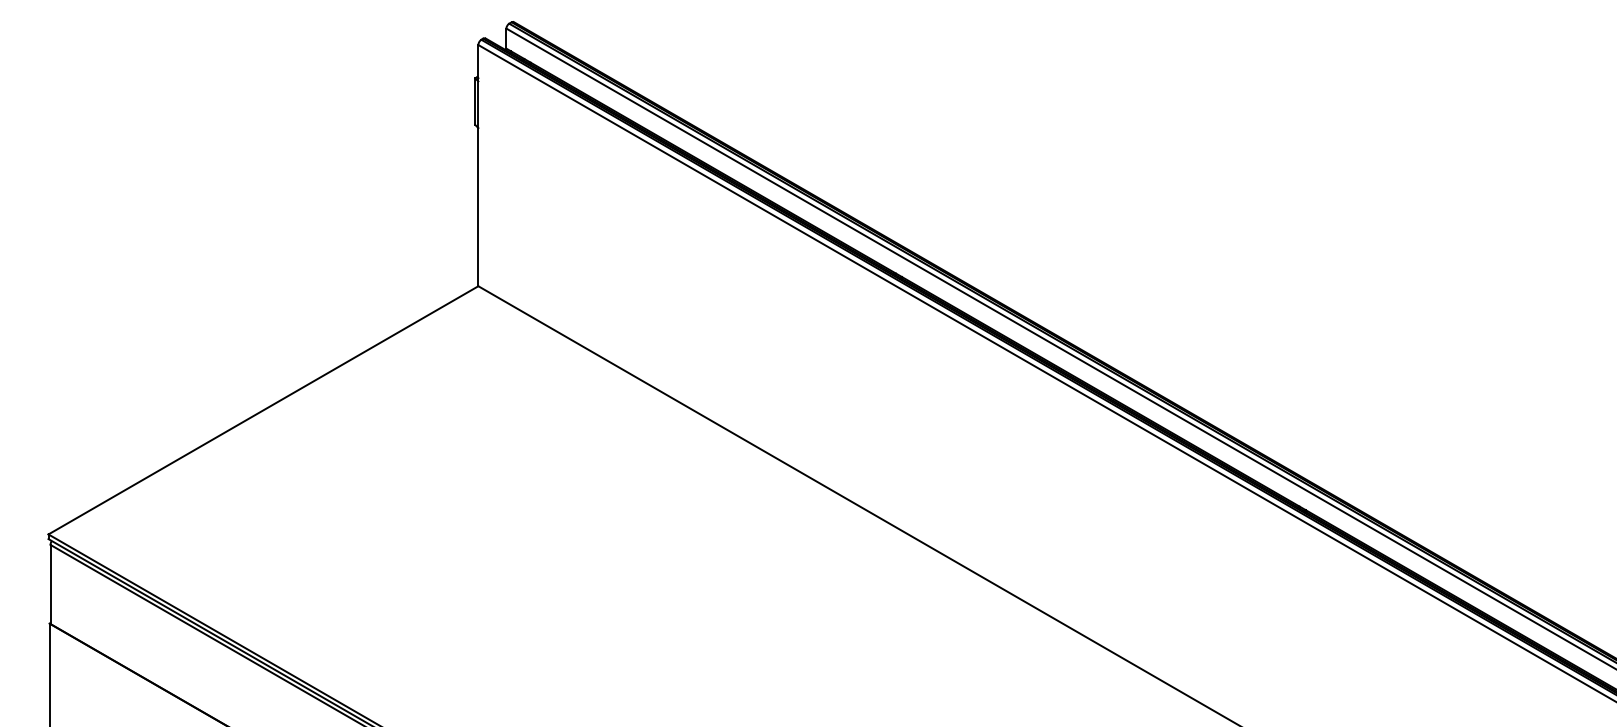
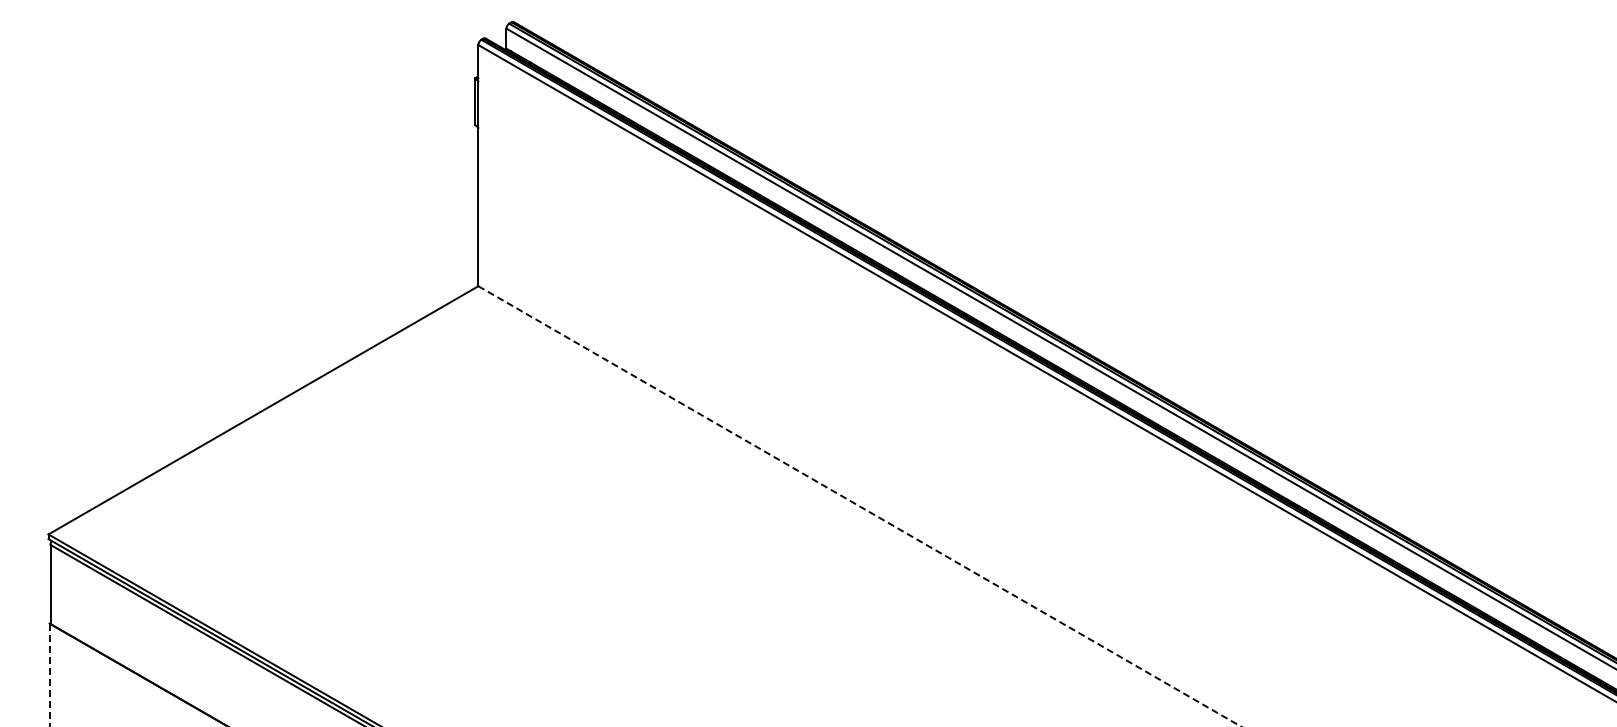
line: solid -> dashed (860, 506)
line: solid -> dashed (49, 675)
